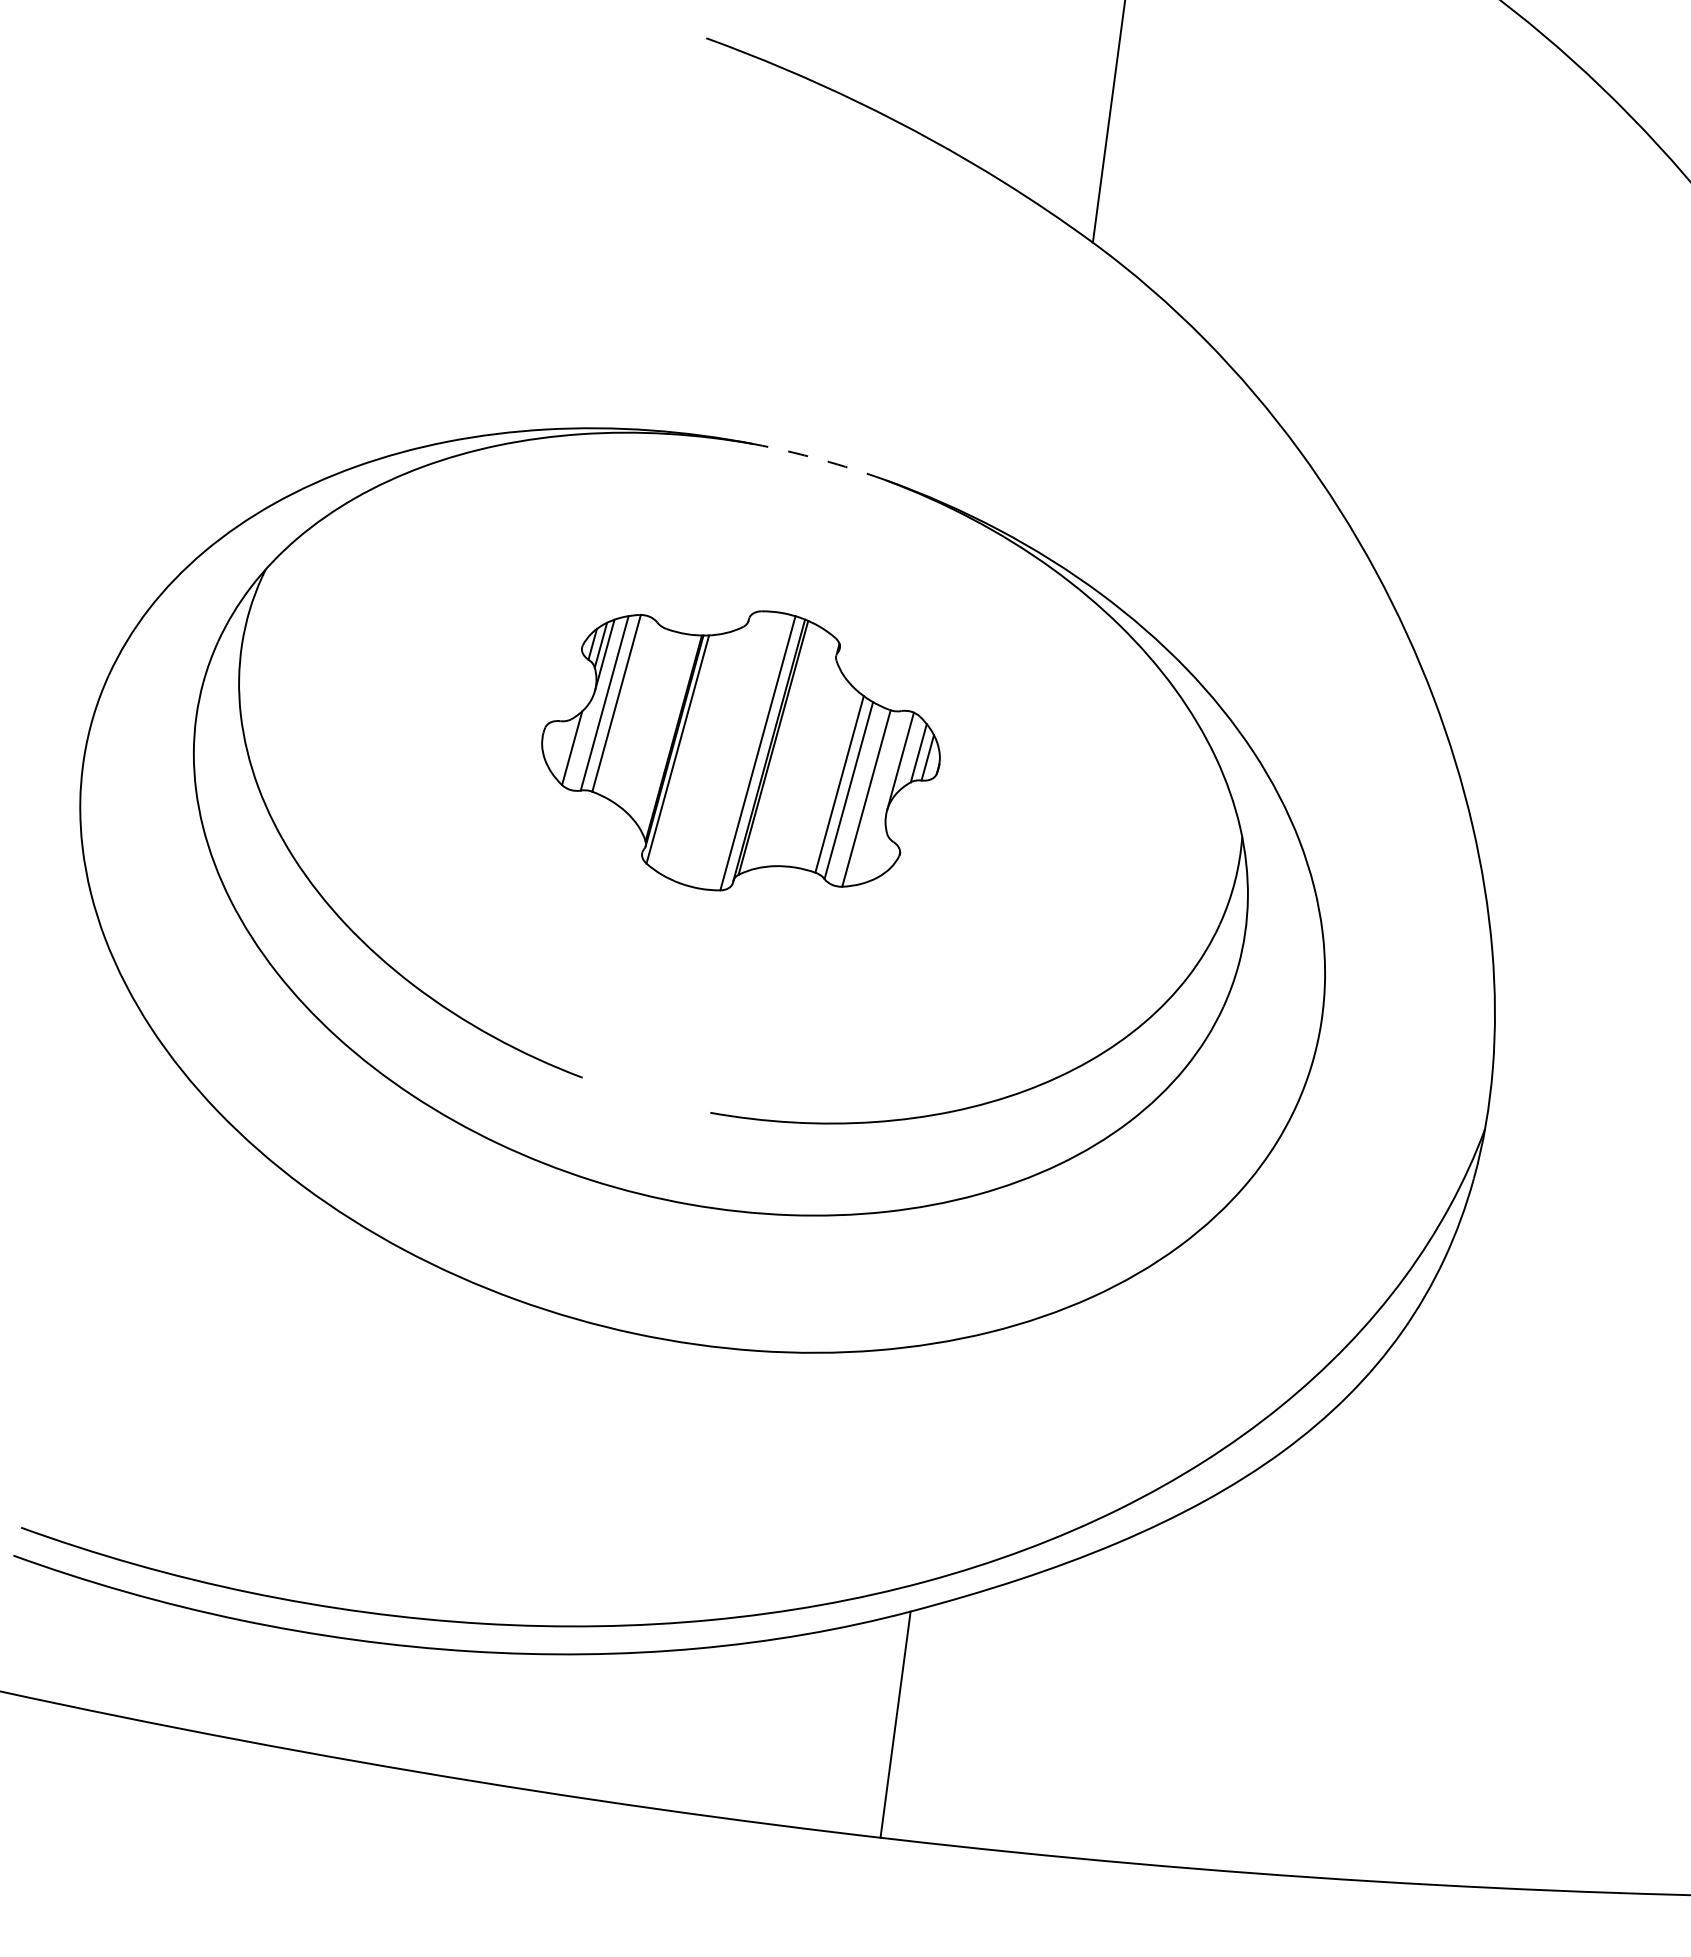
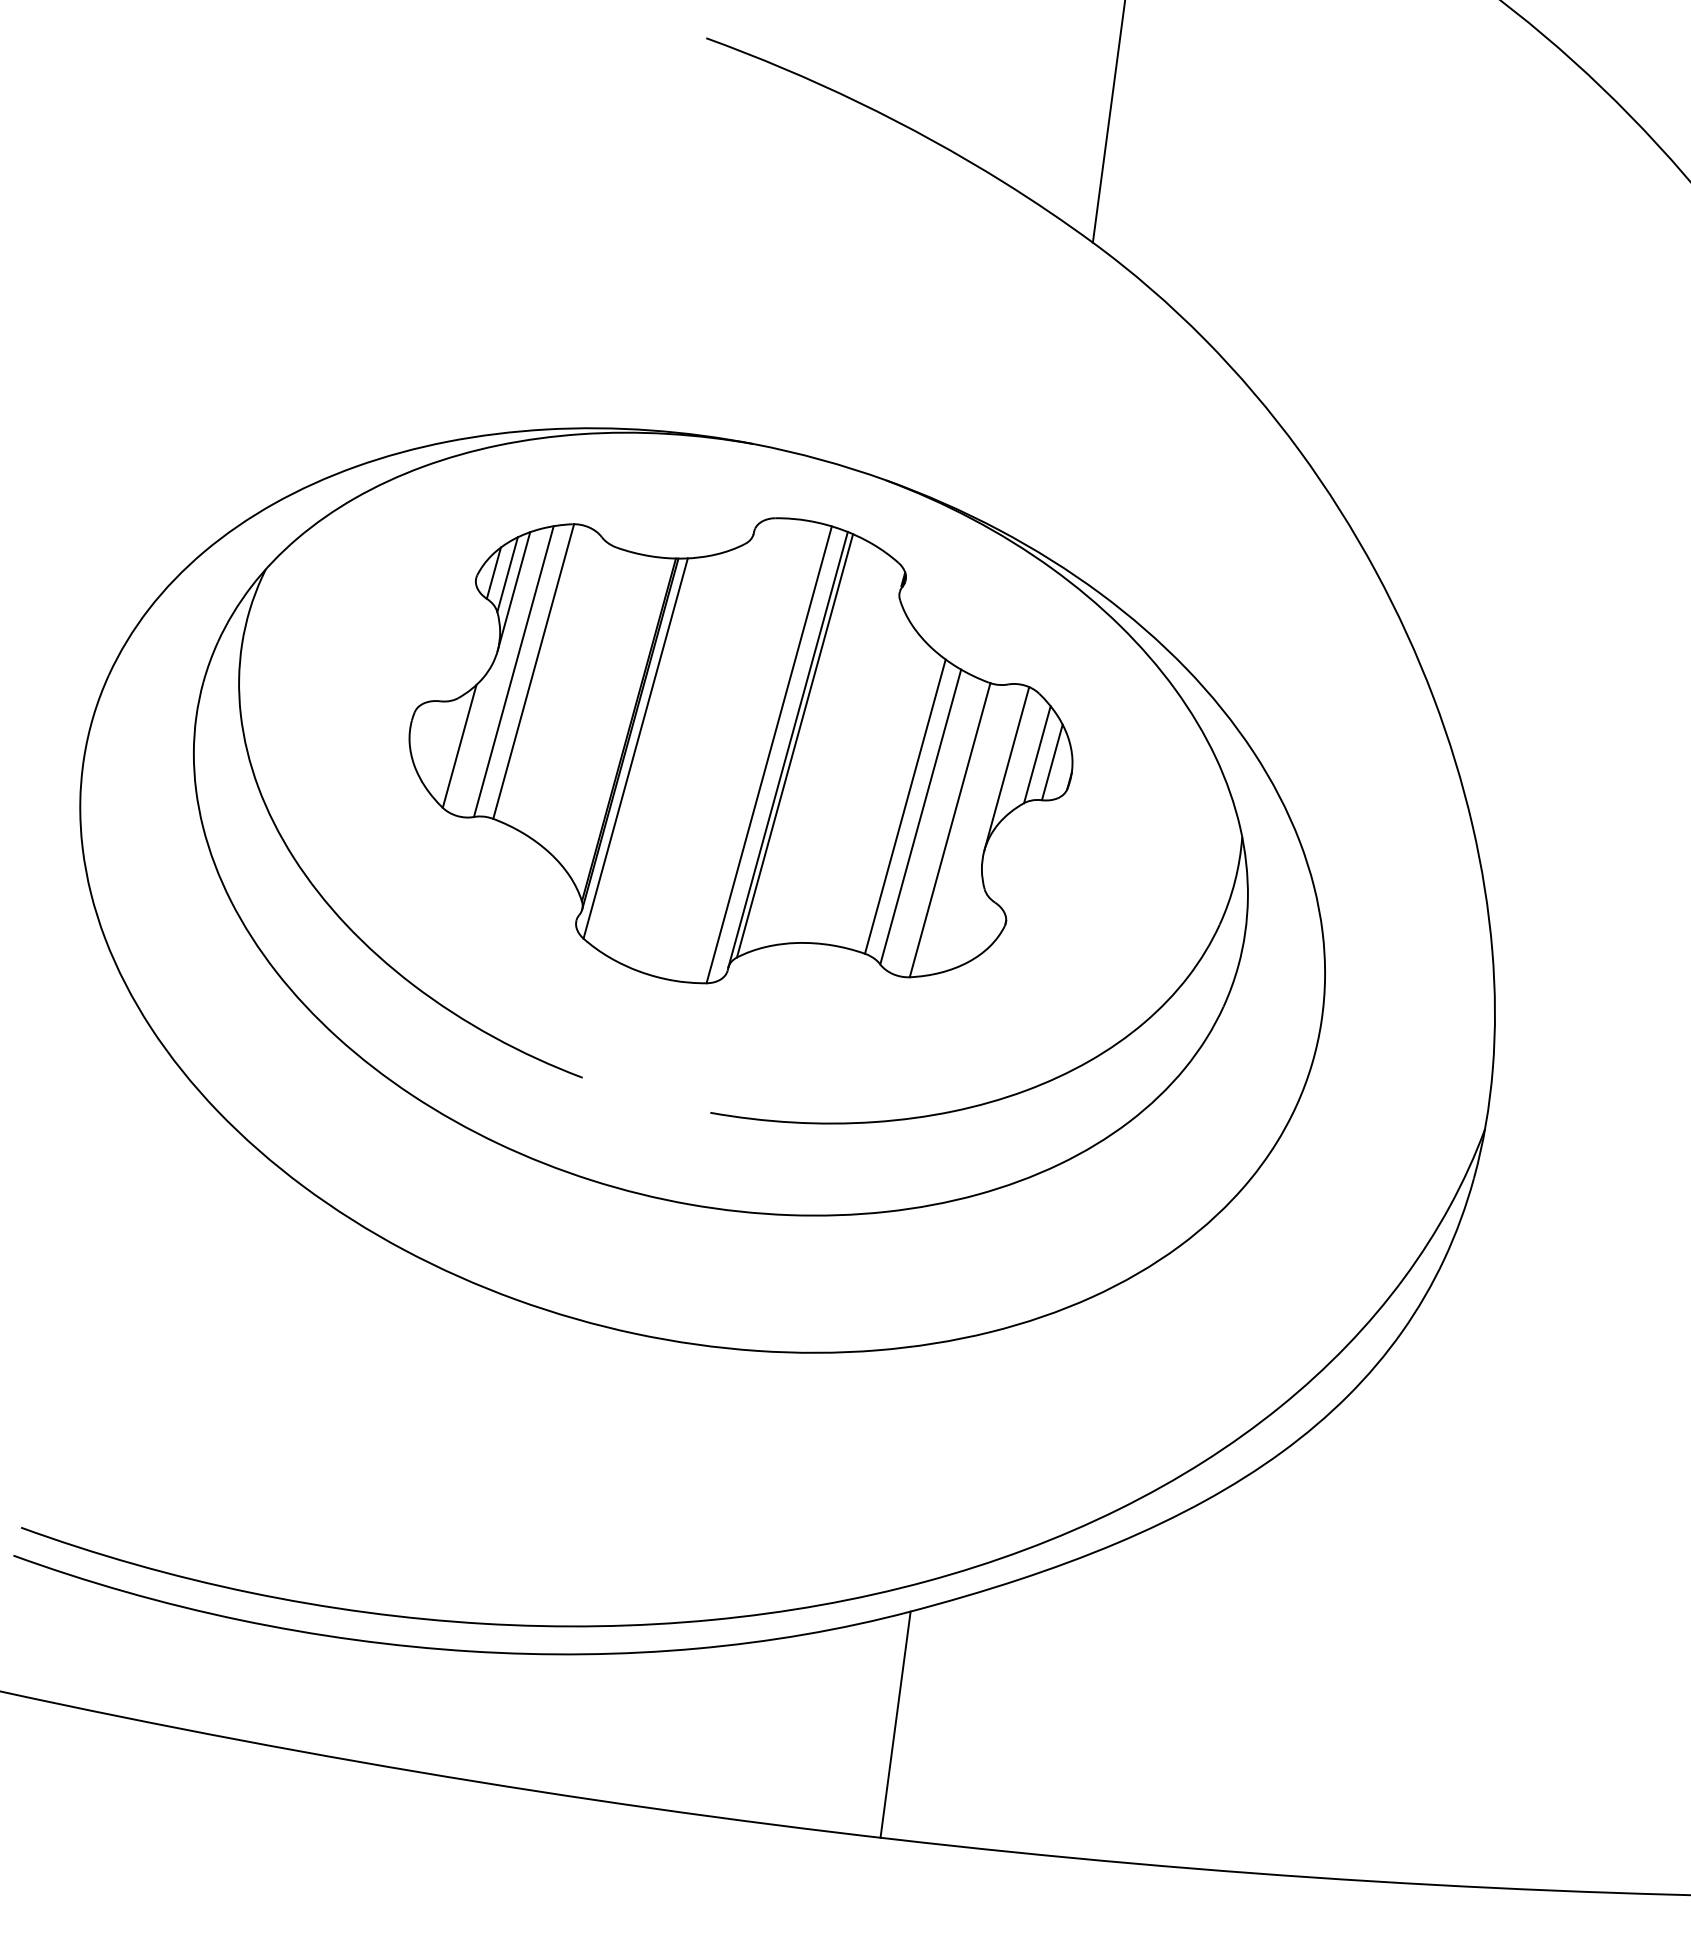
arc: dashed -> solid (820, 459)
part size: 400x282 px -> 666x468 px (740, 750)
